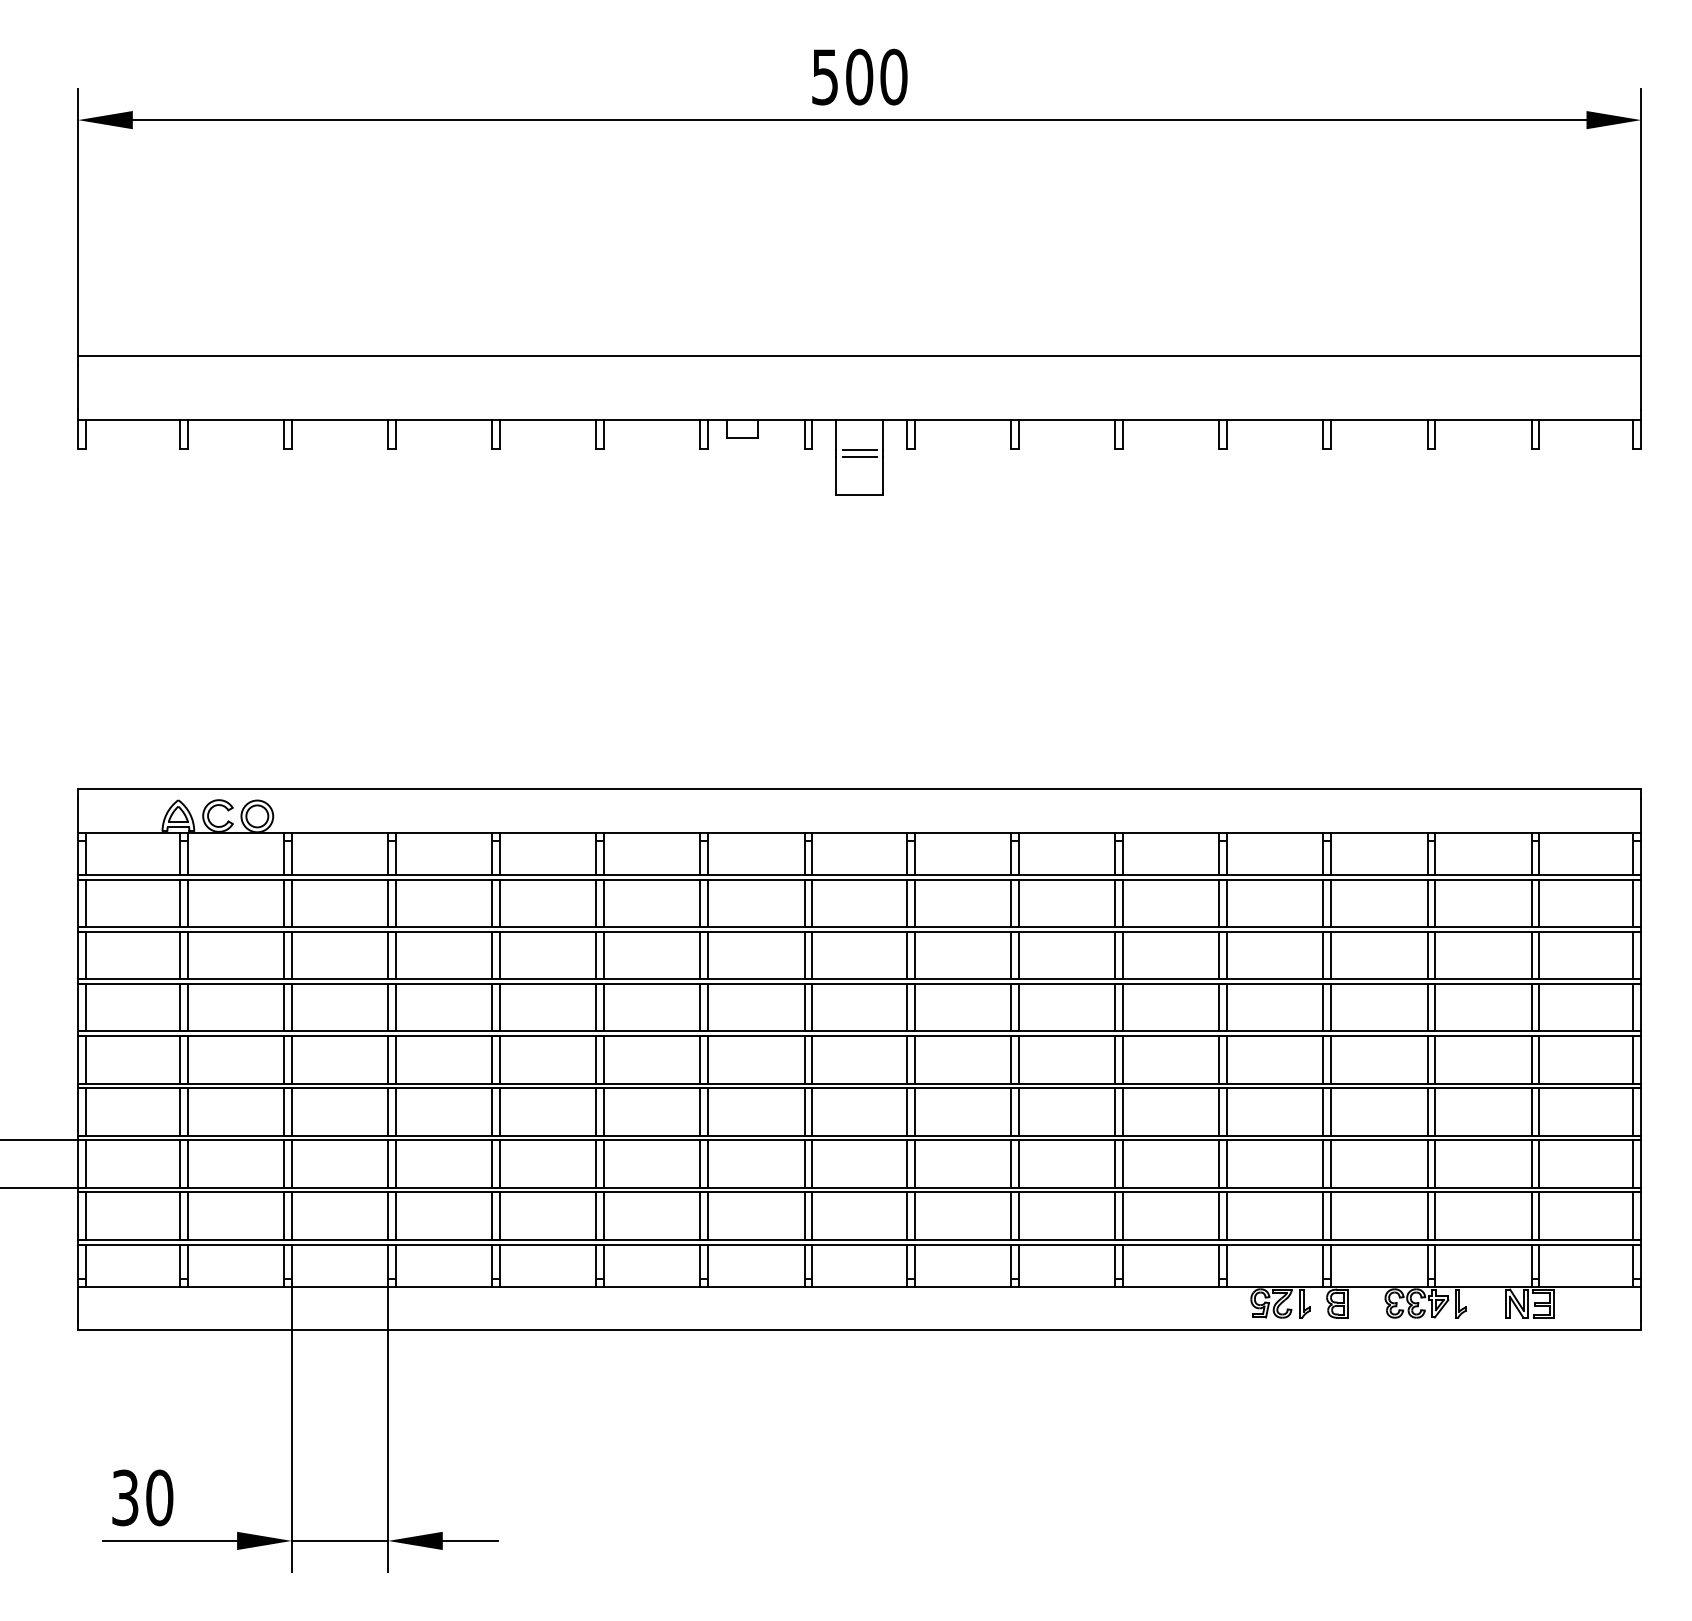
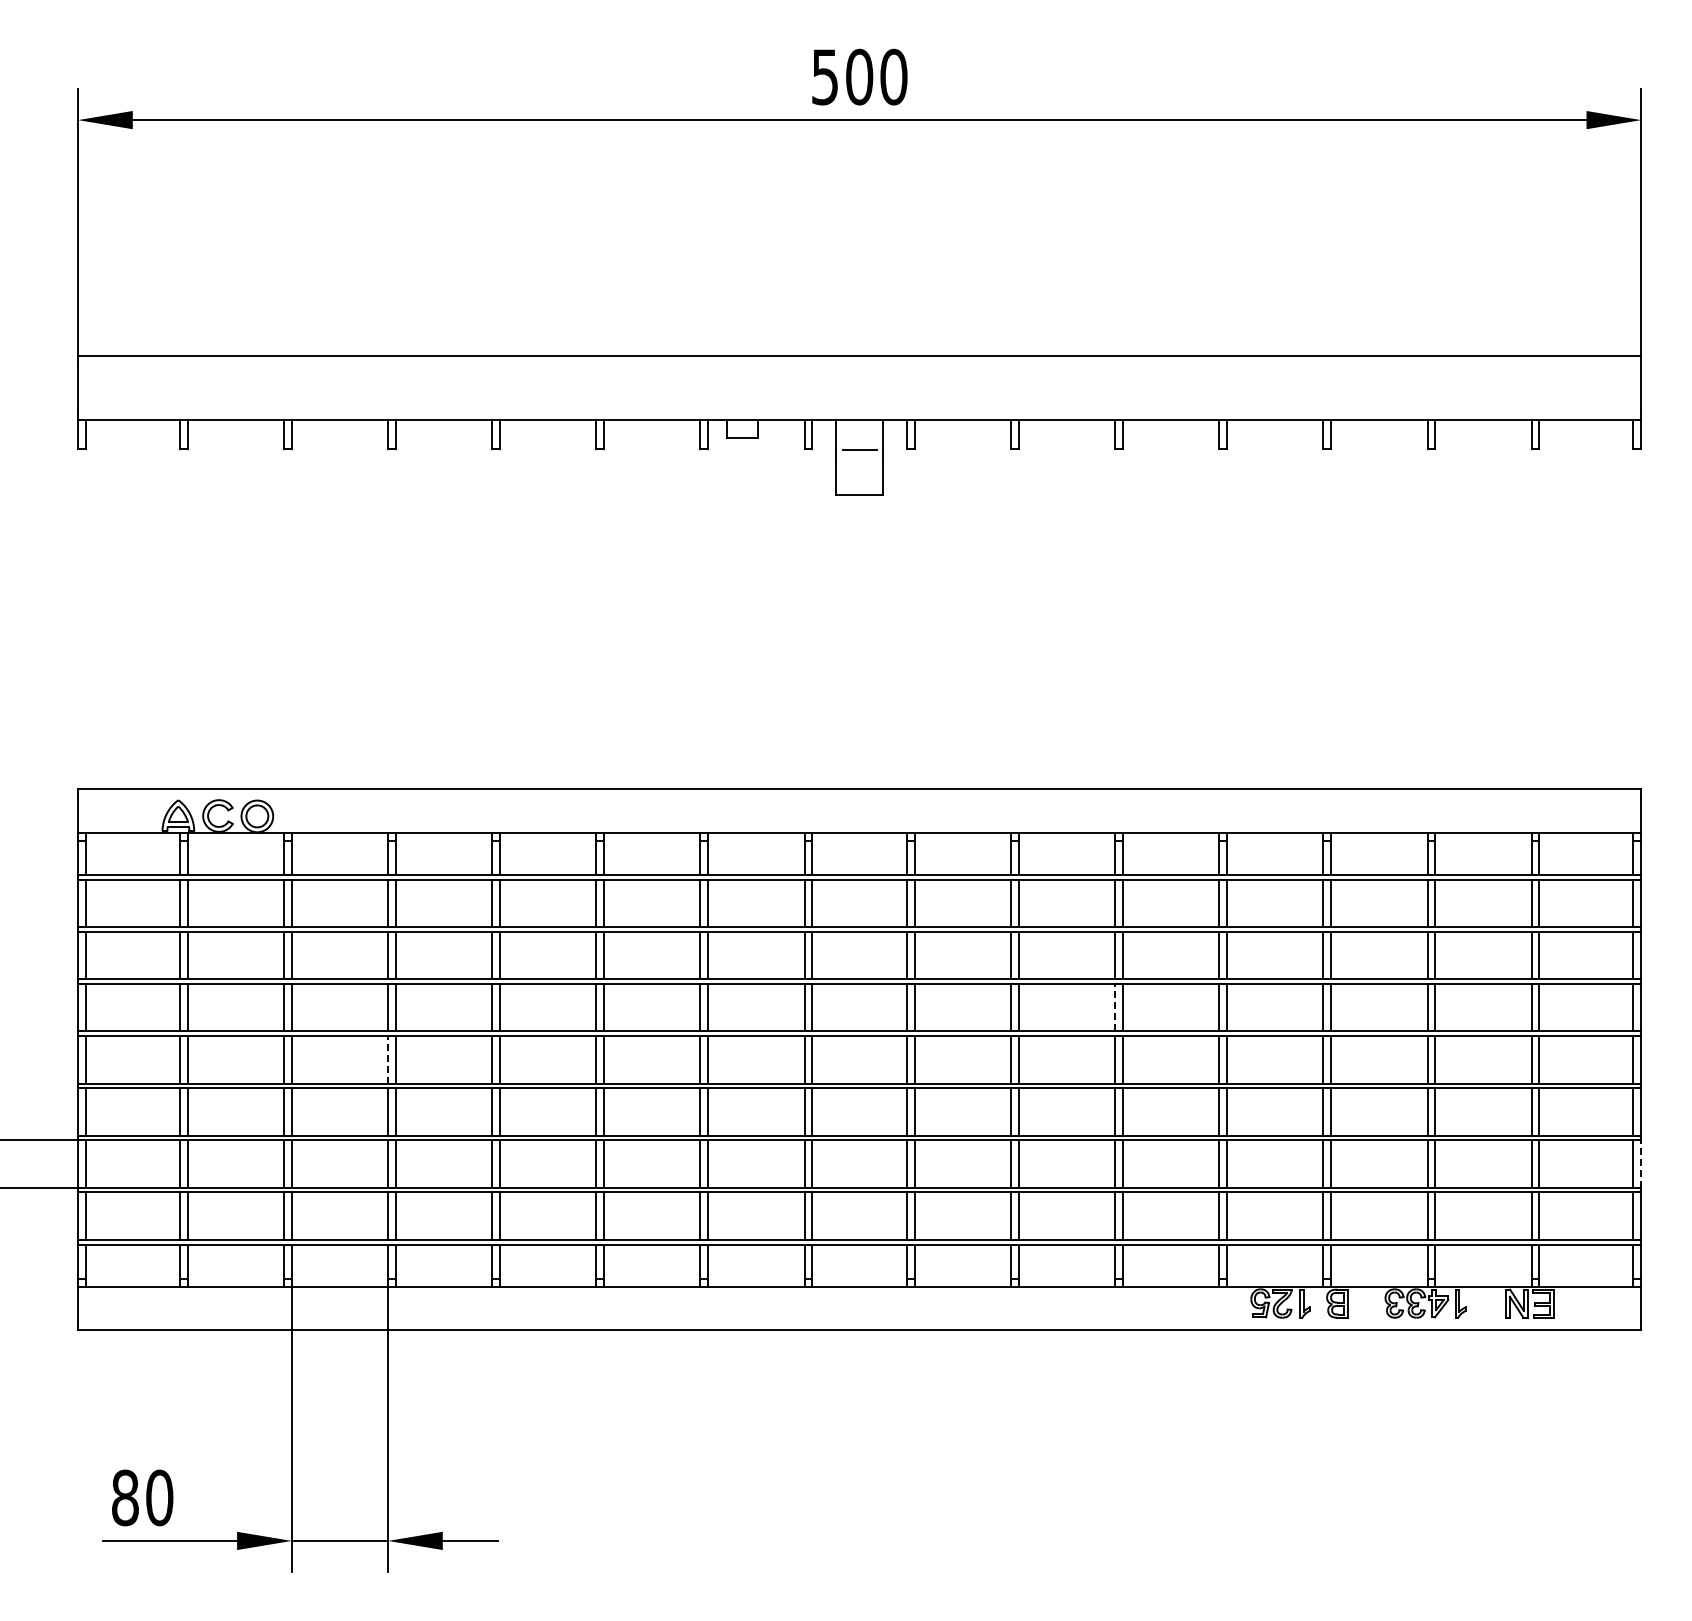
line: present -> none (859, 457)
line: solid -> dashed (1115, 1007)
line: solid -> dashed (388, 1059)
line: solid -> dashed (1641, 1164)
text: 30 -> 80 (125, 1497)
